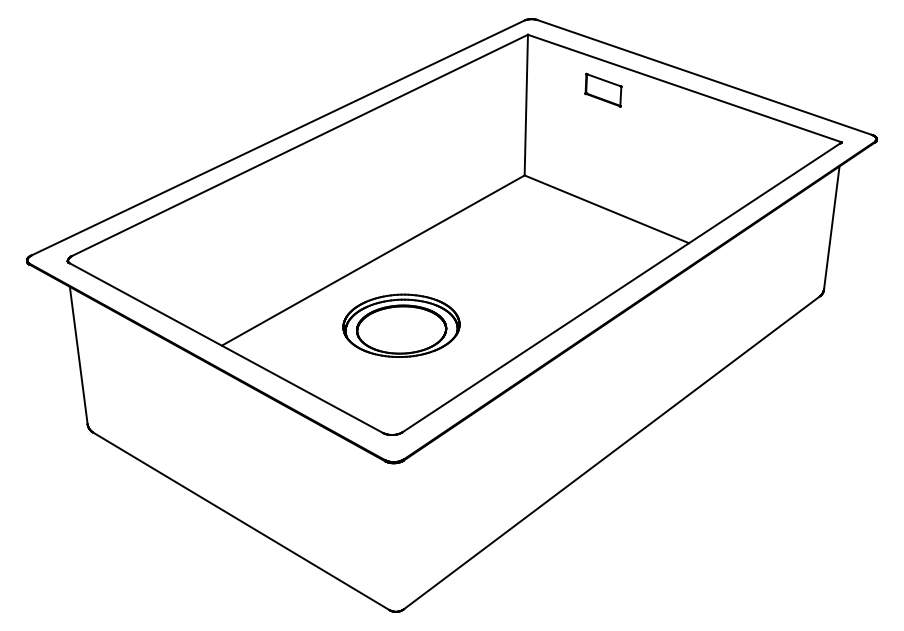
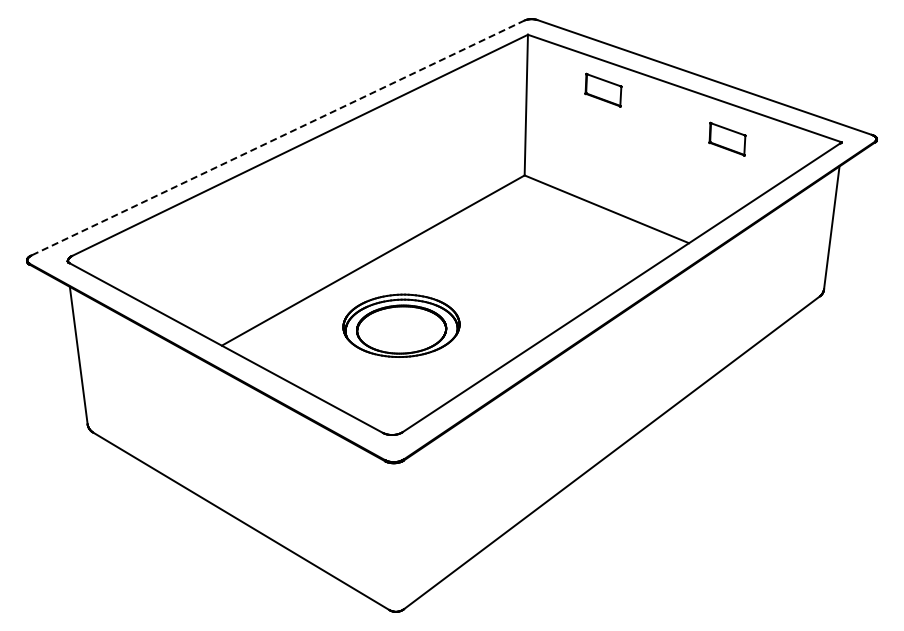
line: solid -> dashed (277, 138)
part: none -> present (727, 138)
